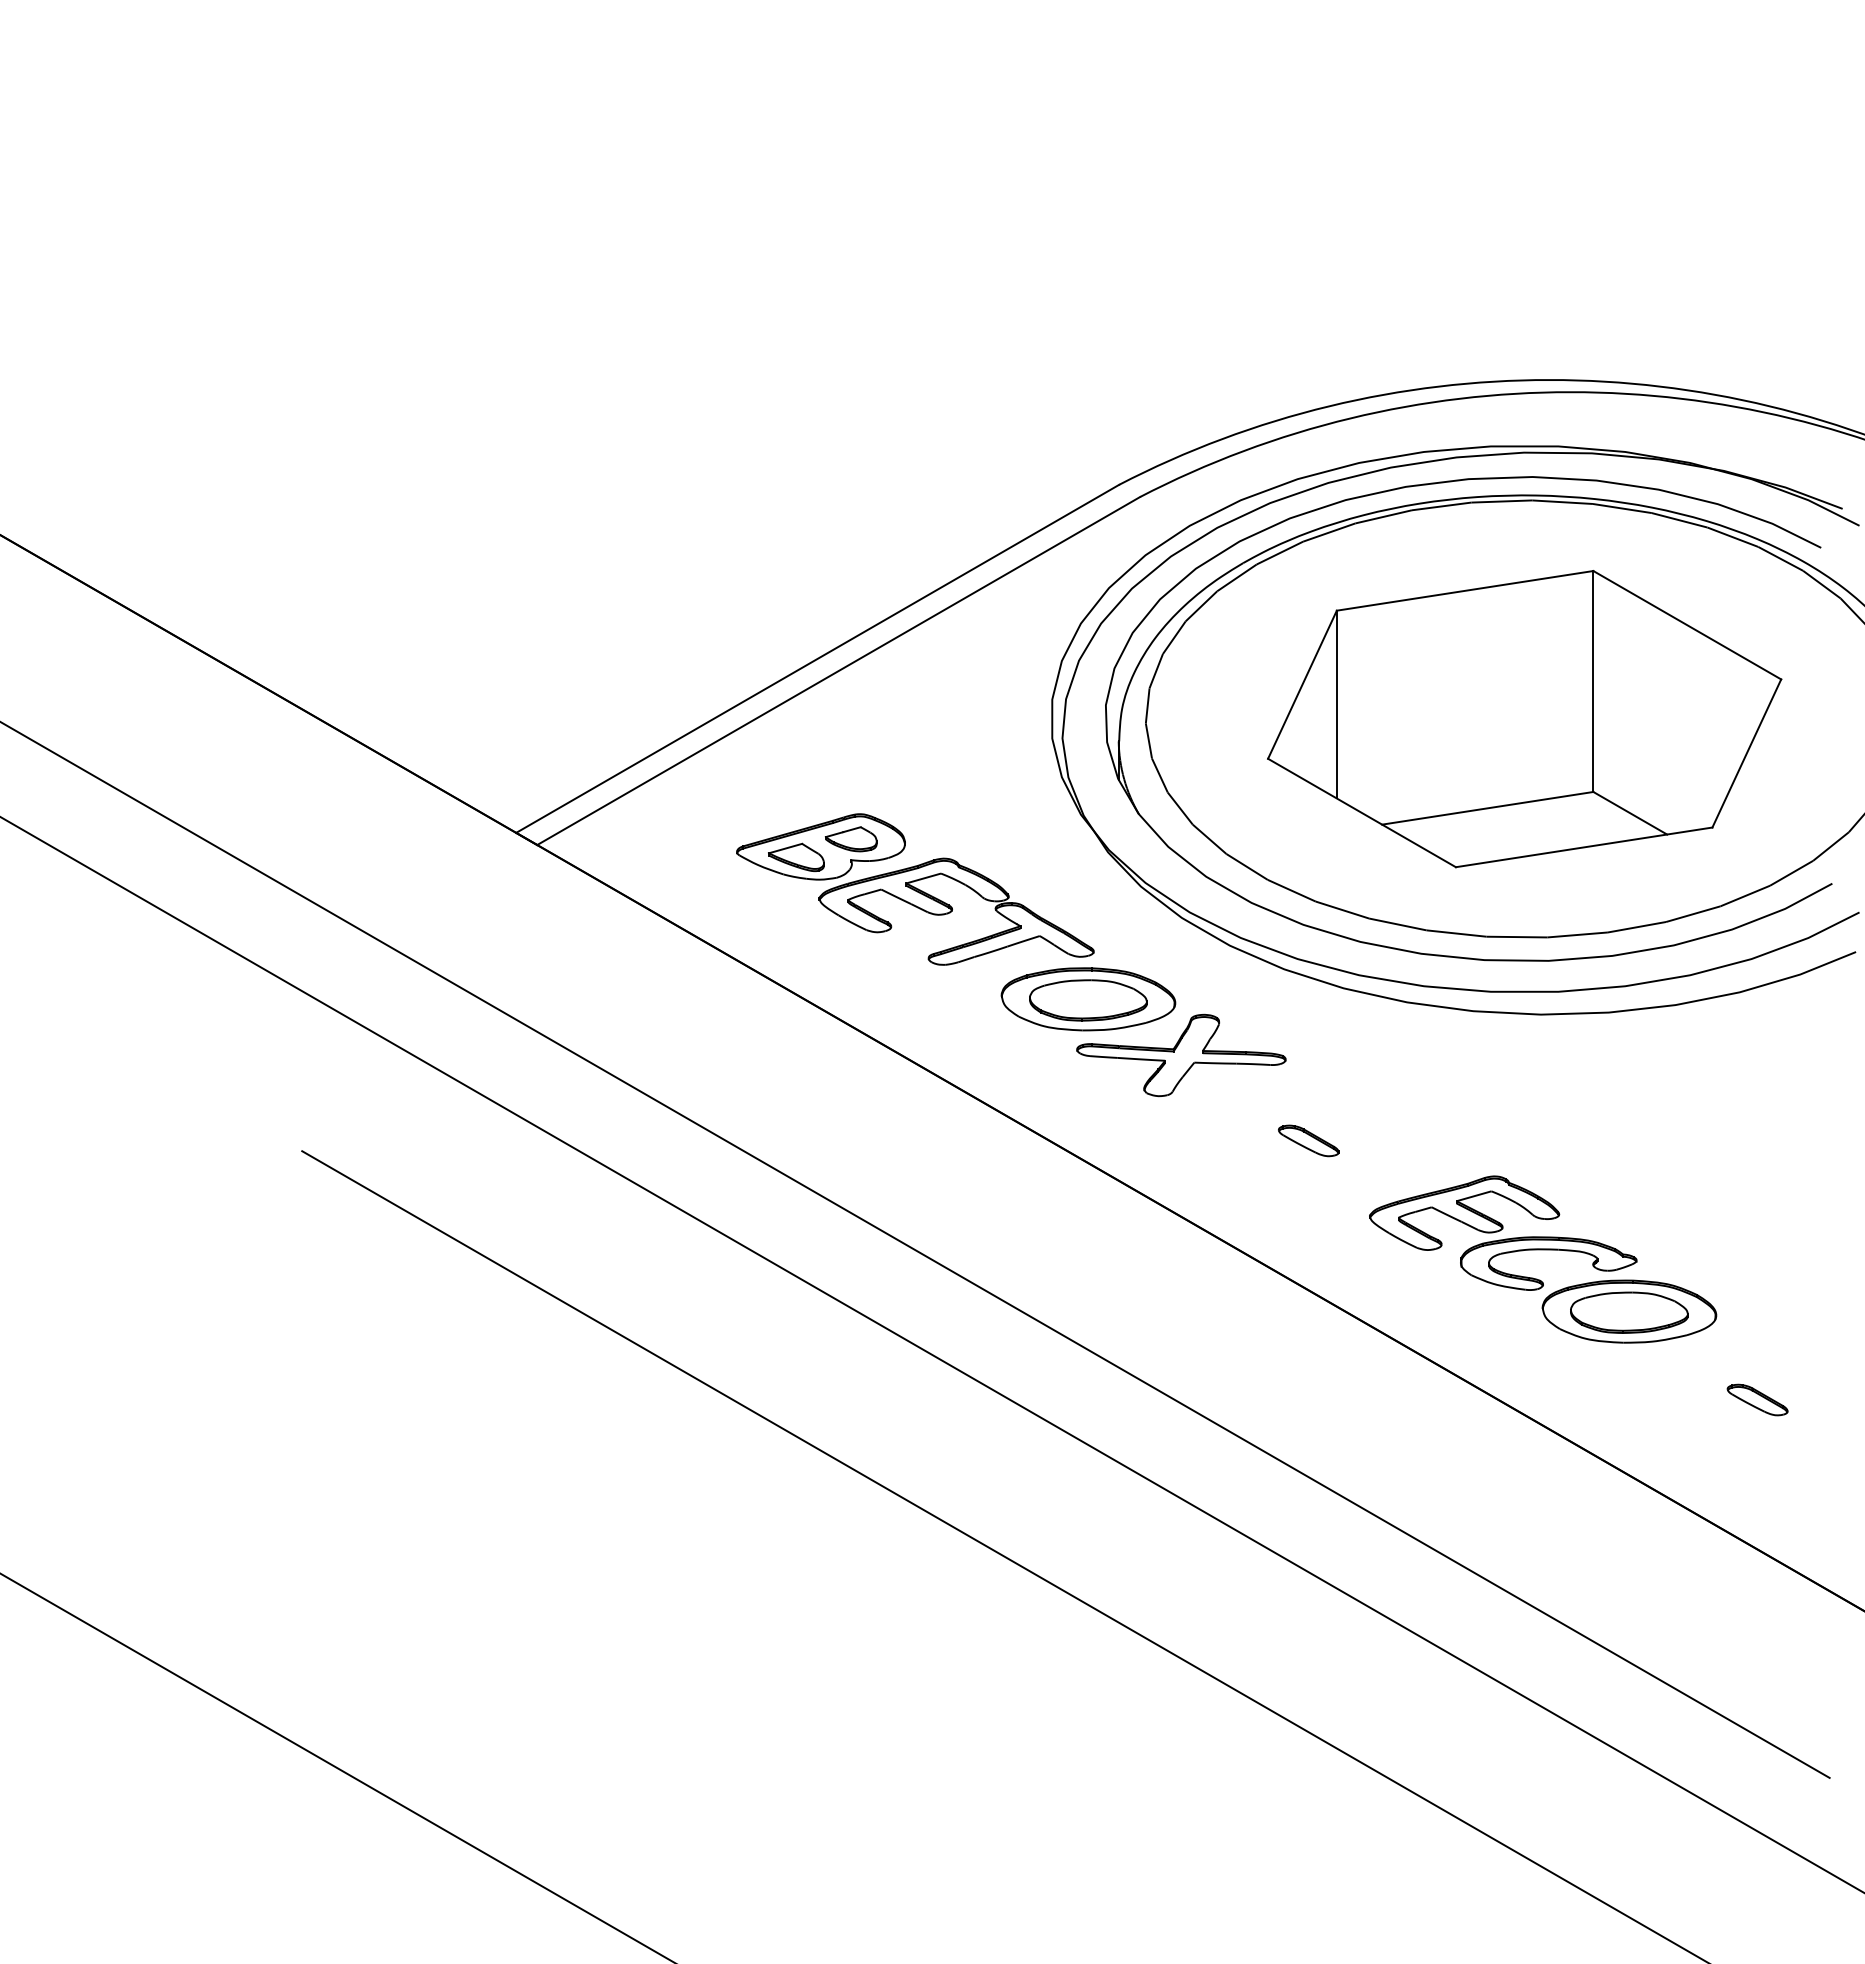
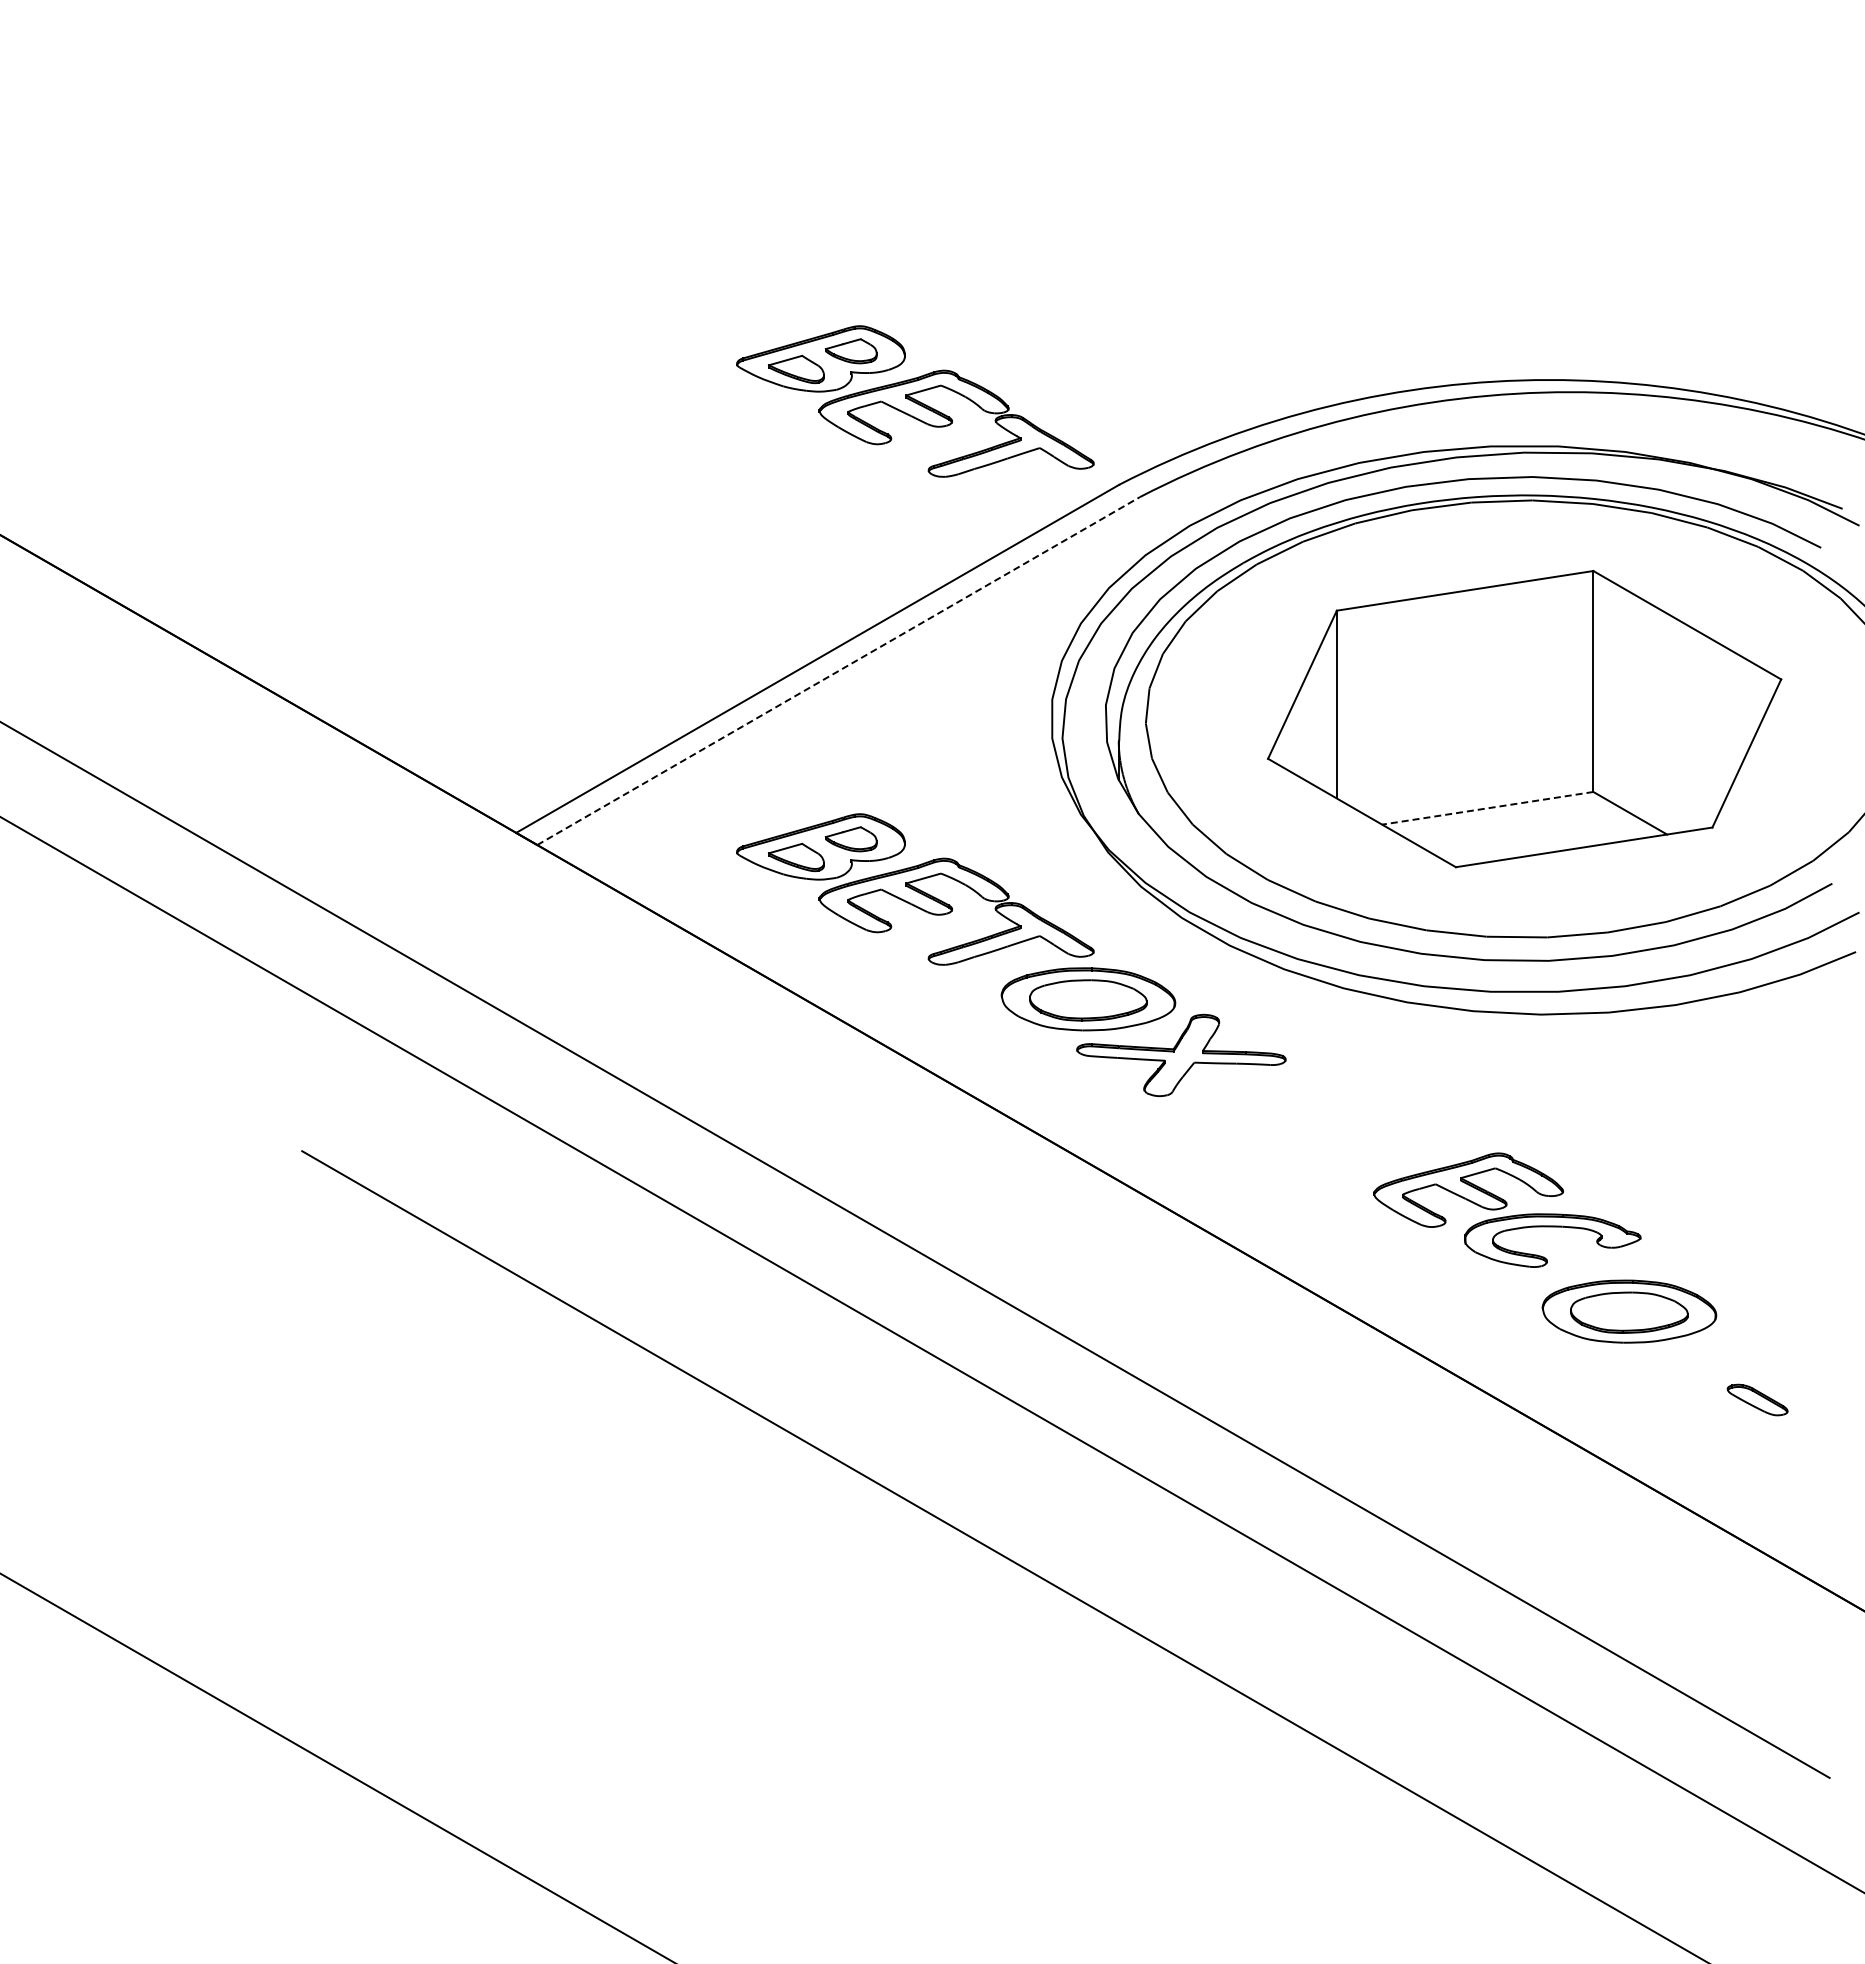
part: none -> present (915, 401)
line: solid -> dashed (838, 671)
line: solid -> dashed (1487, 808)
part: present -> none (1308, 1140)
part position: (1503, 1232) -> (1507, 1209) (1507, 1209)
